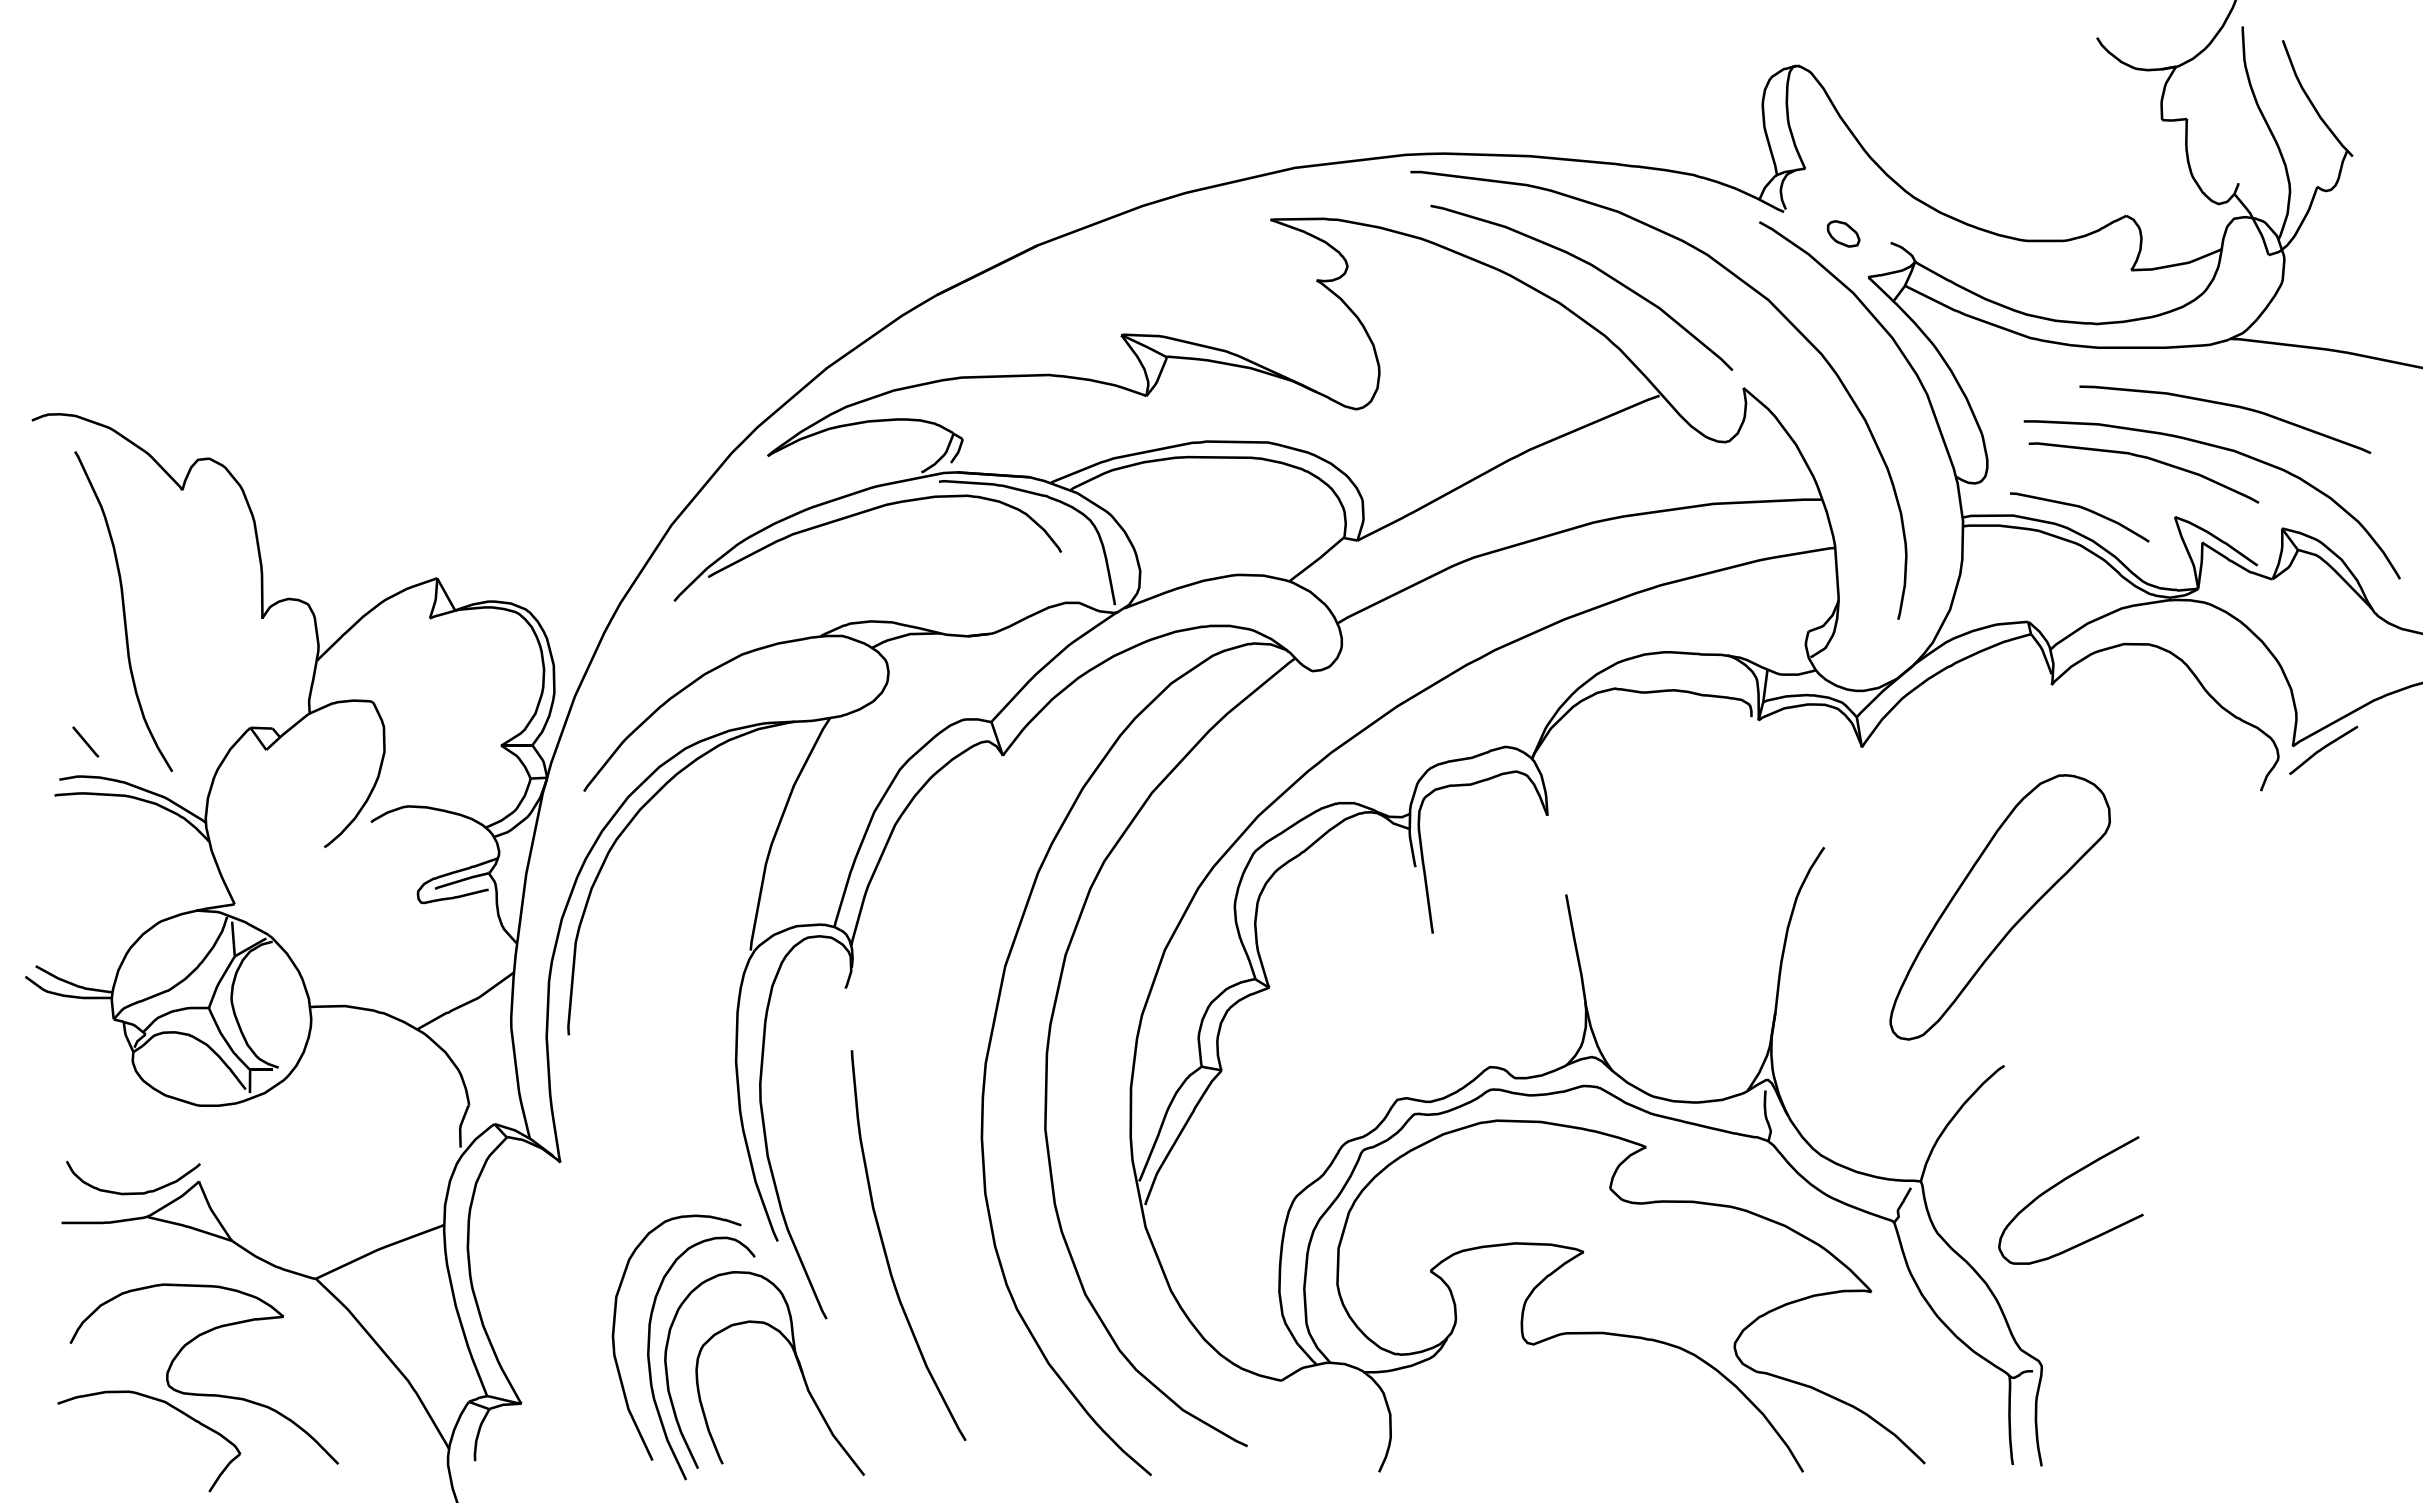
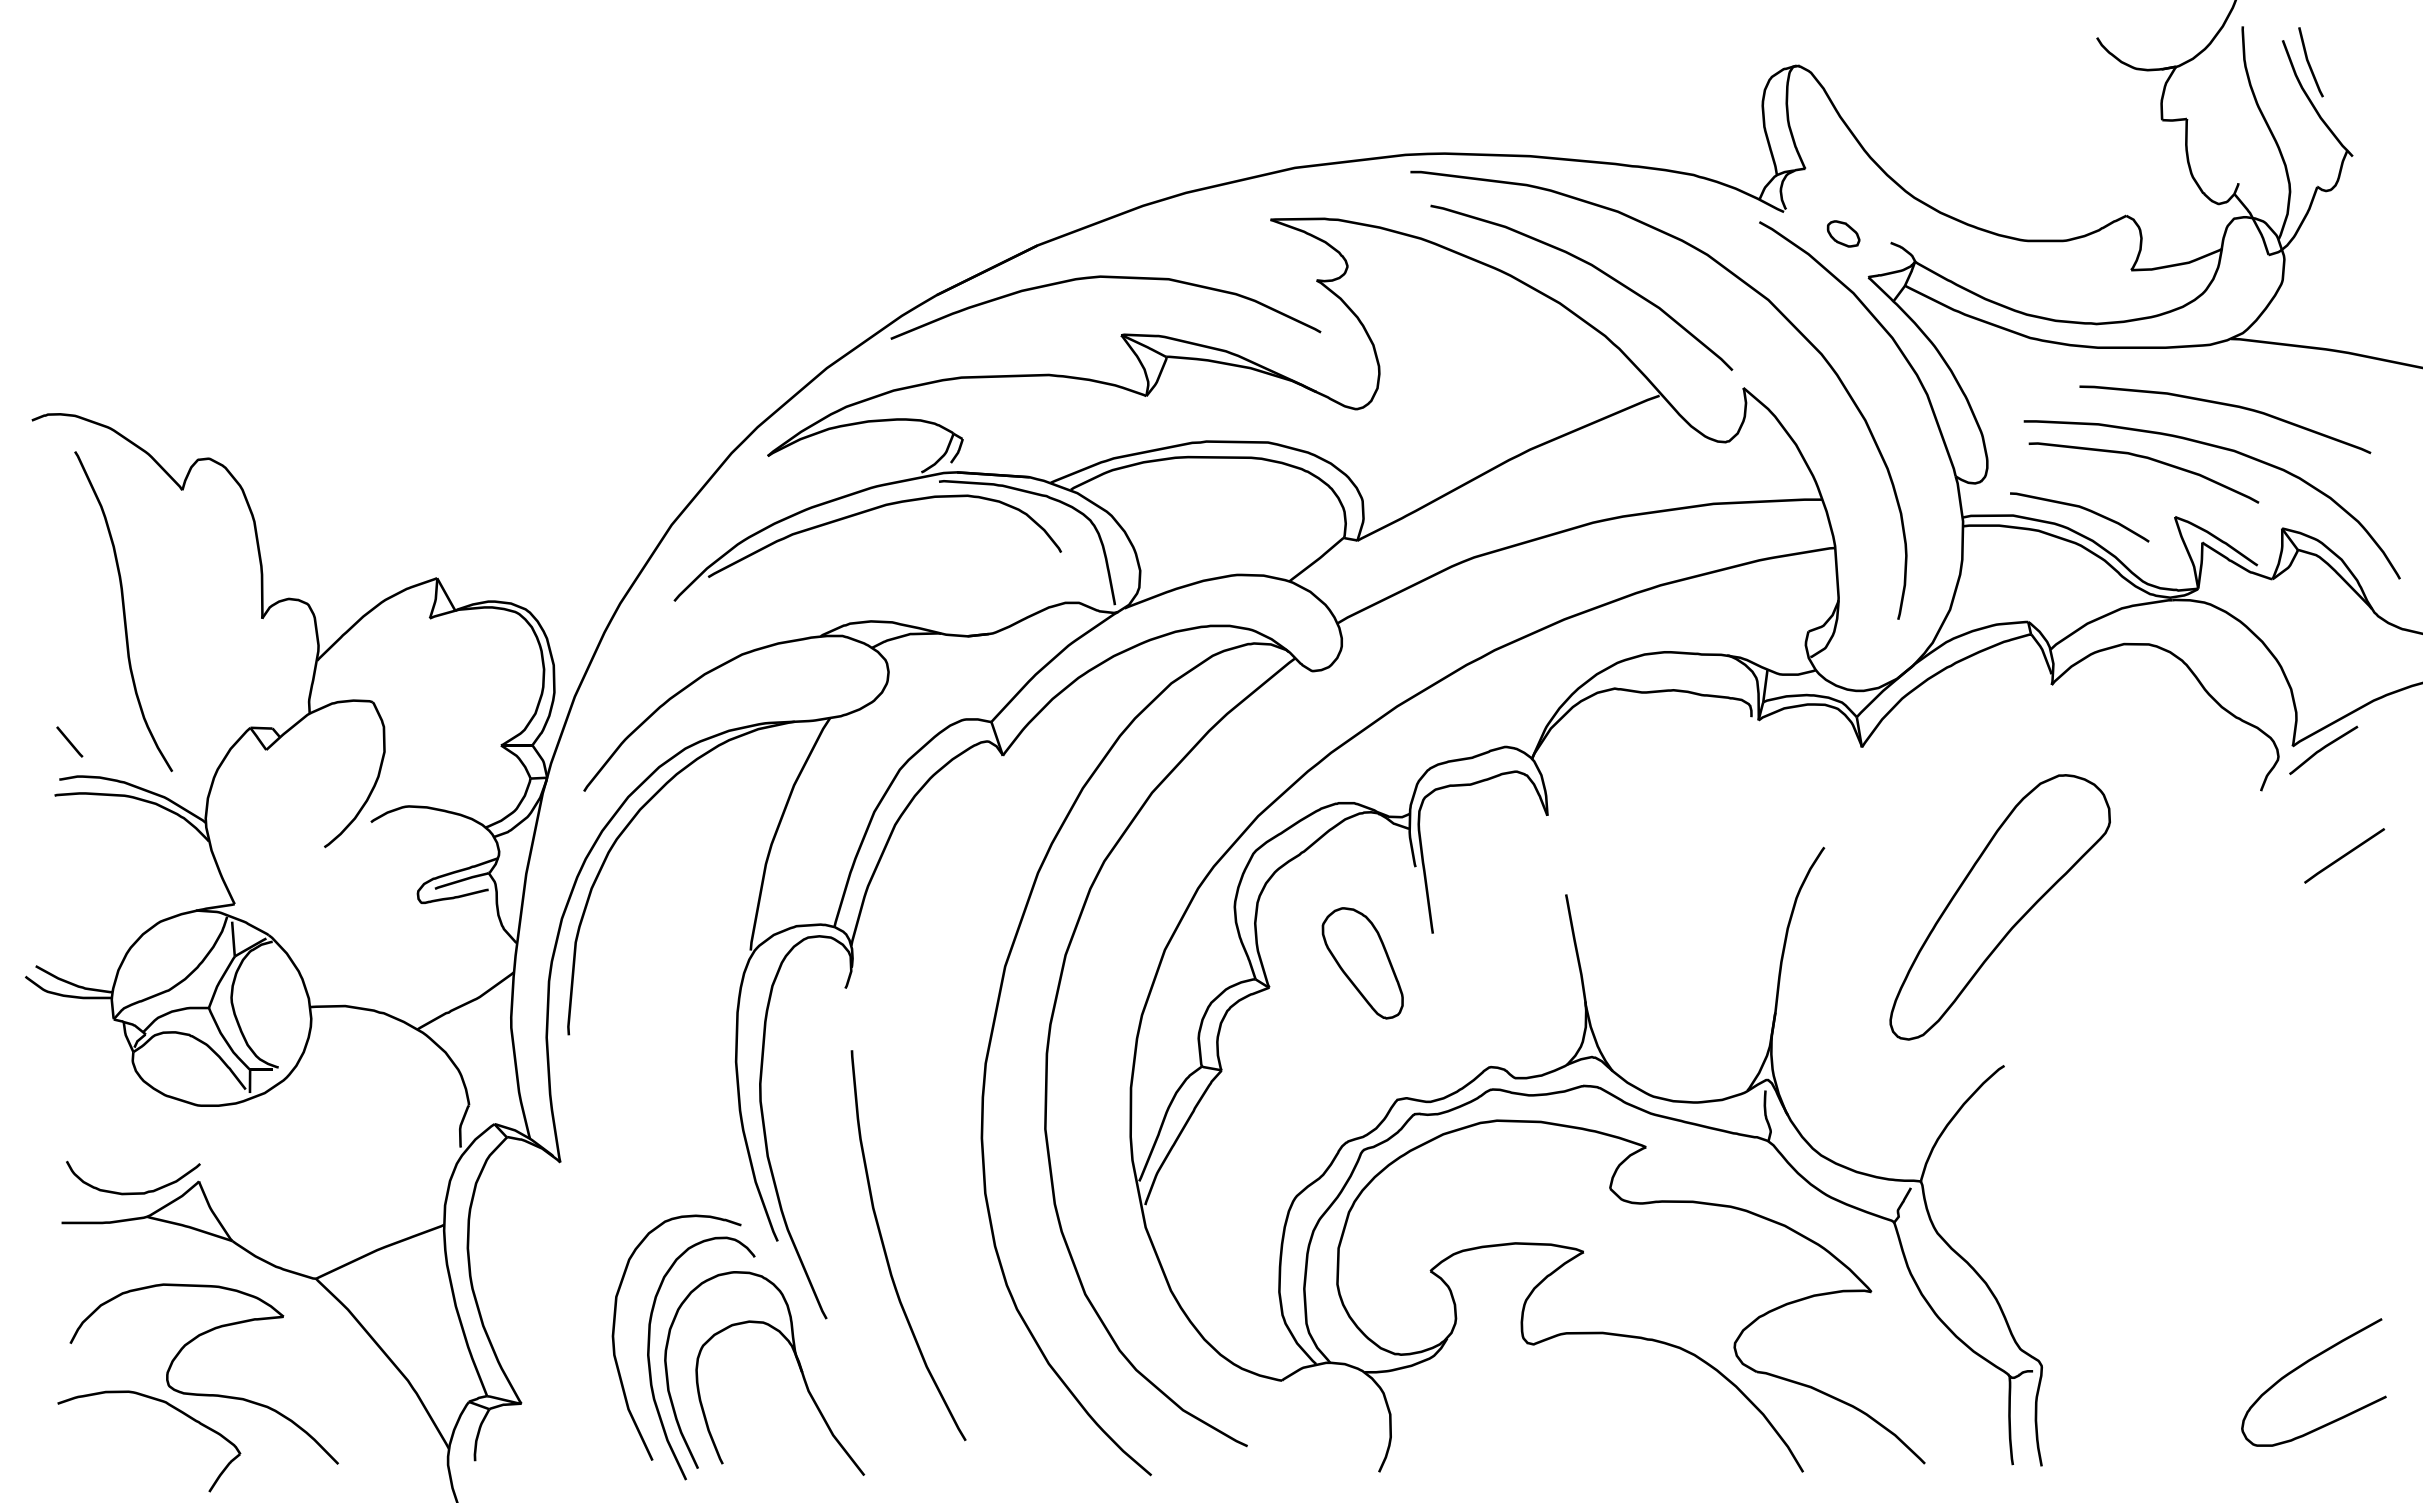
line: none -> present (2309, 62)
curve: none -> present (1106, 278)
line position: (85, 741) -> (69, 741) (69, 741)
line: none -> present (2344, 855)
part: none -> present (1362, 963)
curve position: (2059, 1184) -> (2302, 1366) (2302, 1366)
